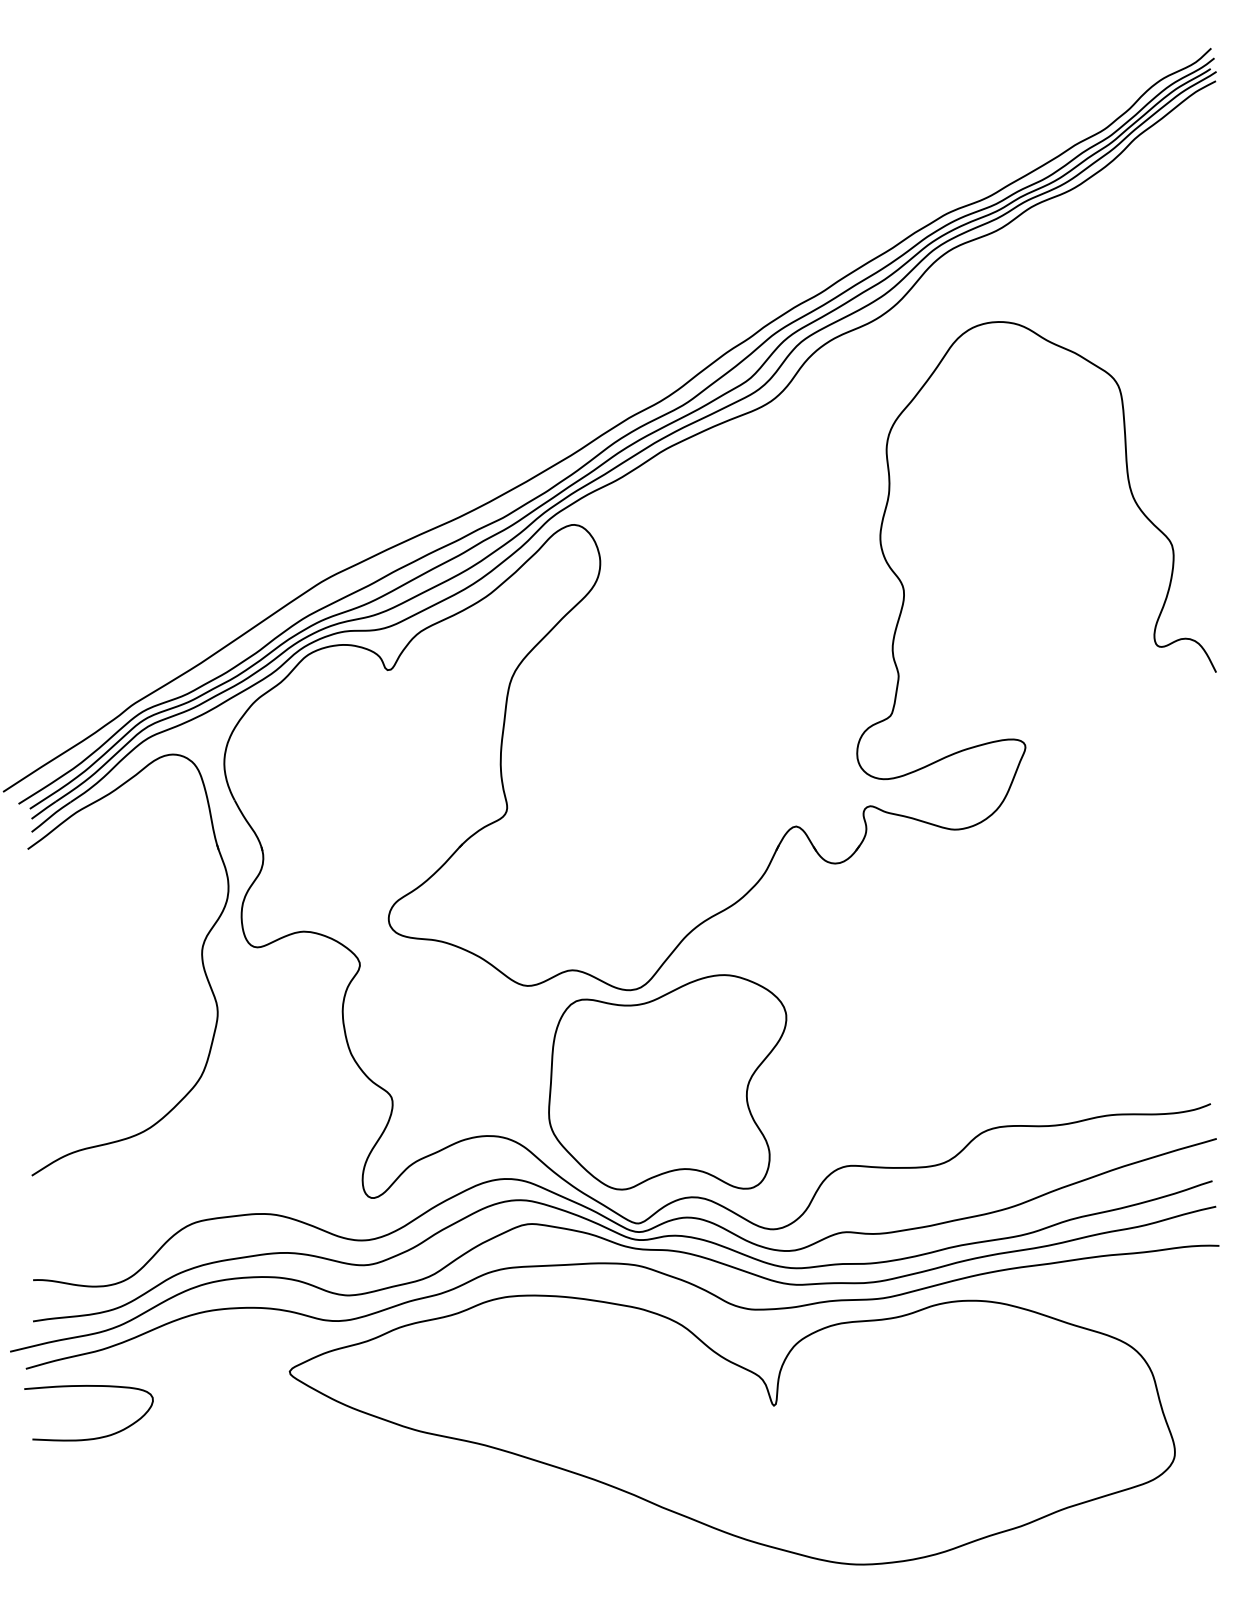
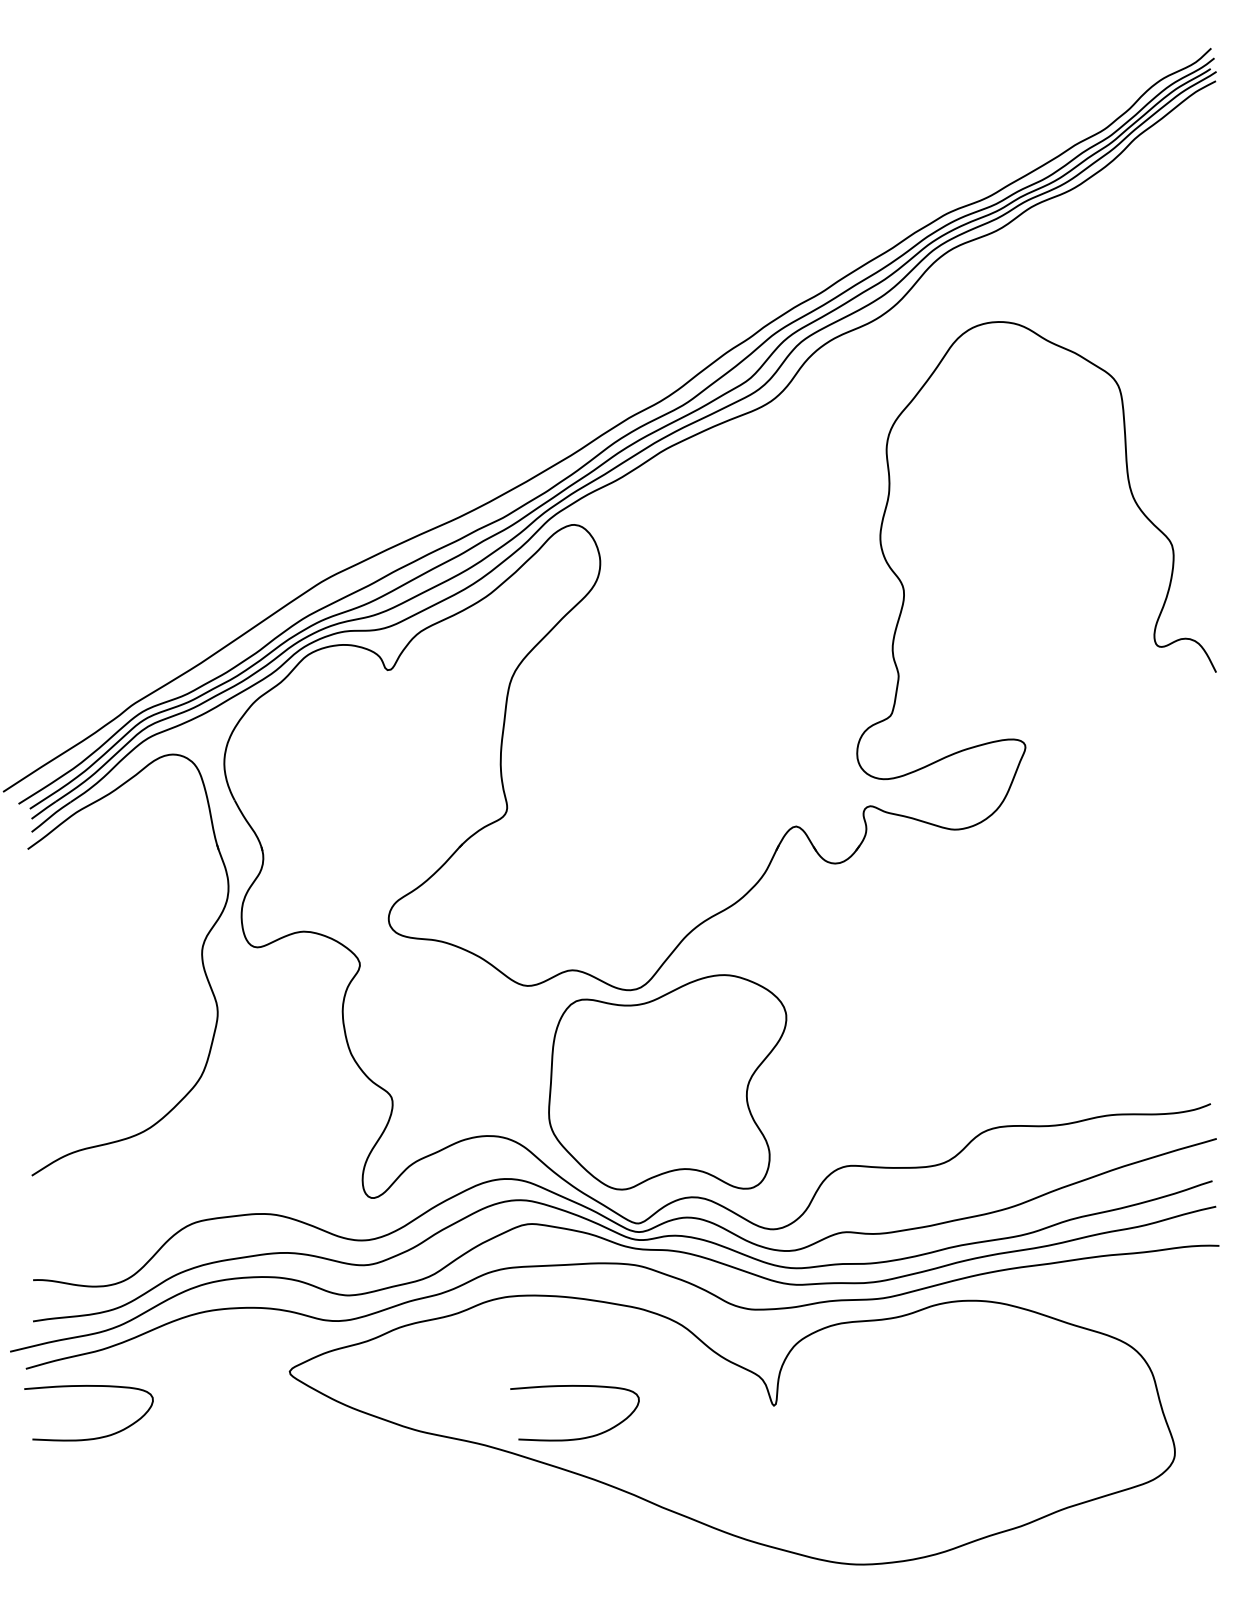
curve: none -> present (581, 1437)
